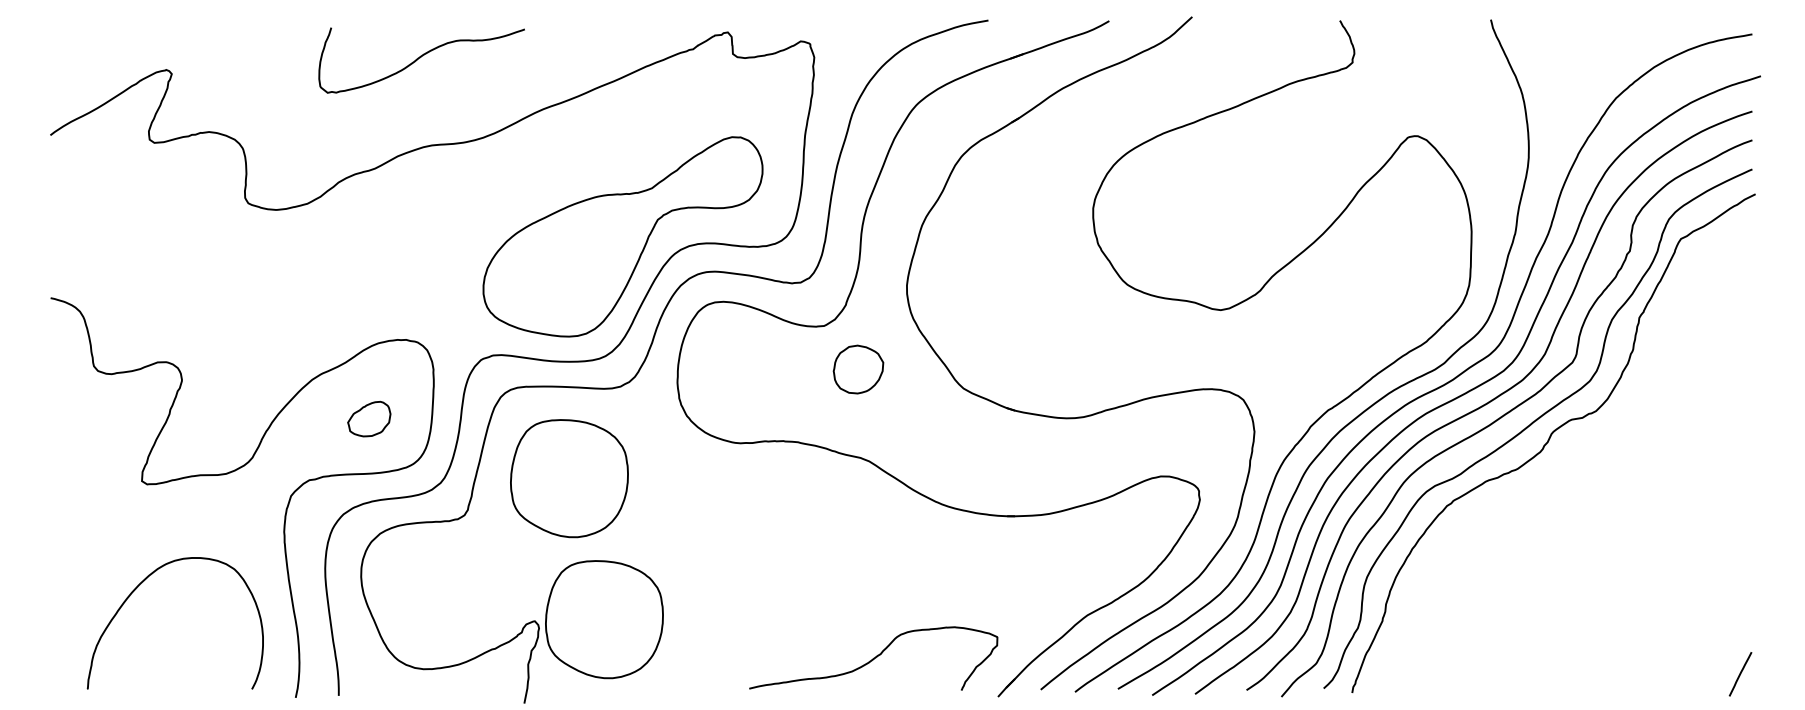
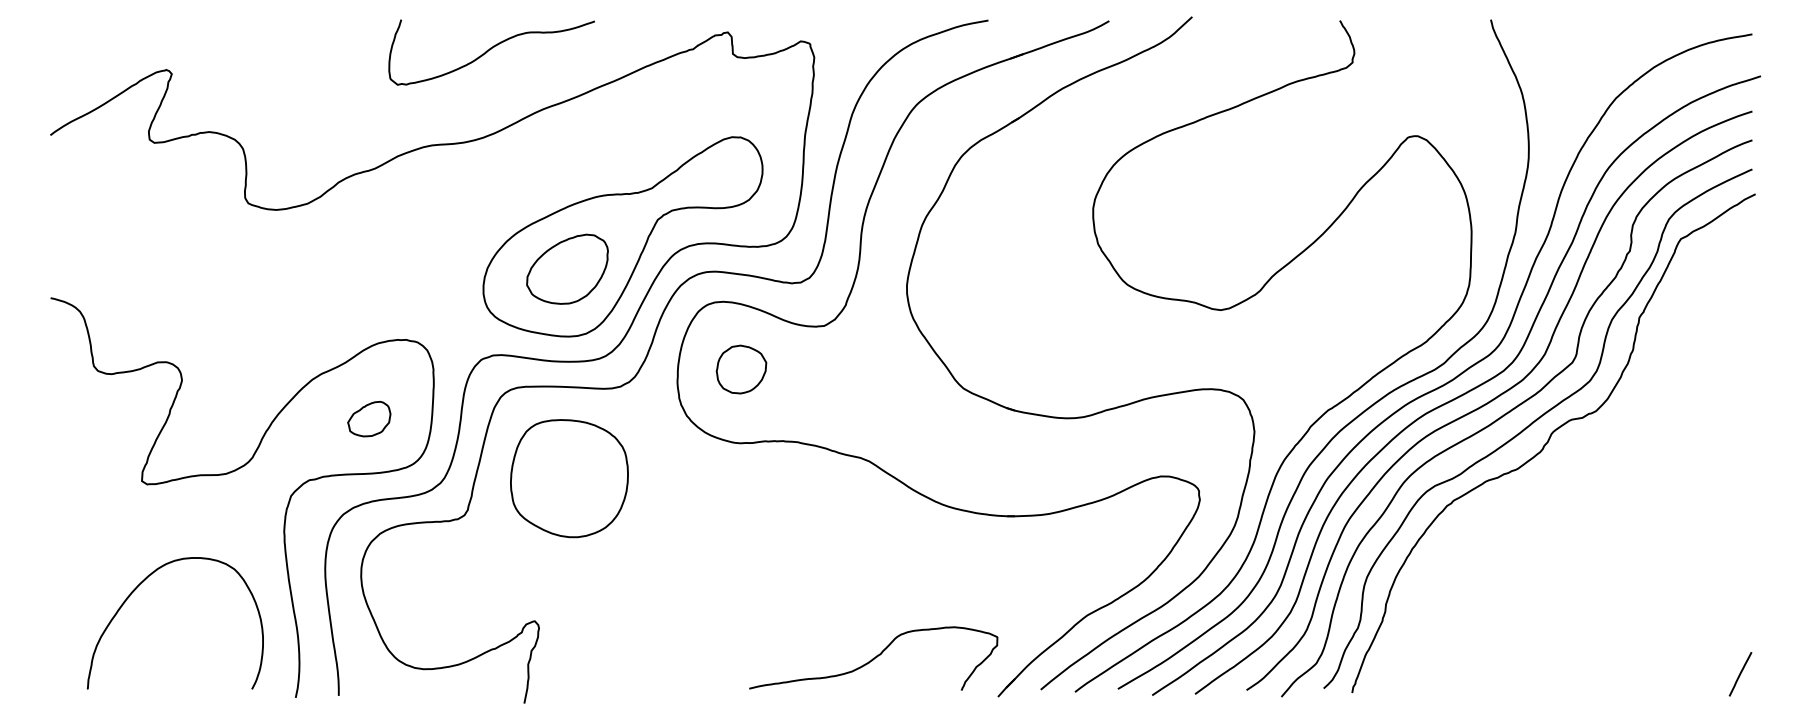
curve position: (420, 58) -> (490, 50) (490, 50)
part: none -> present (567, 268)
part position: (858, 369) -> (741, 369) (741, 369)
part: present -> none (604, 619)
